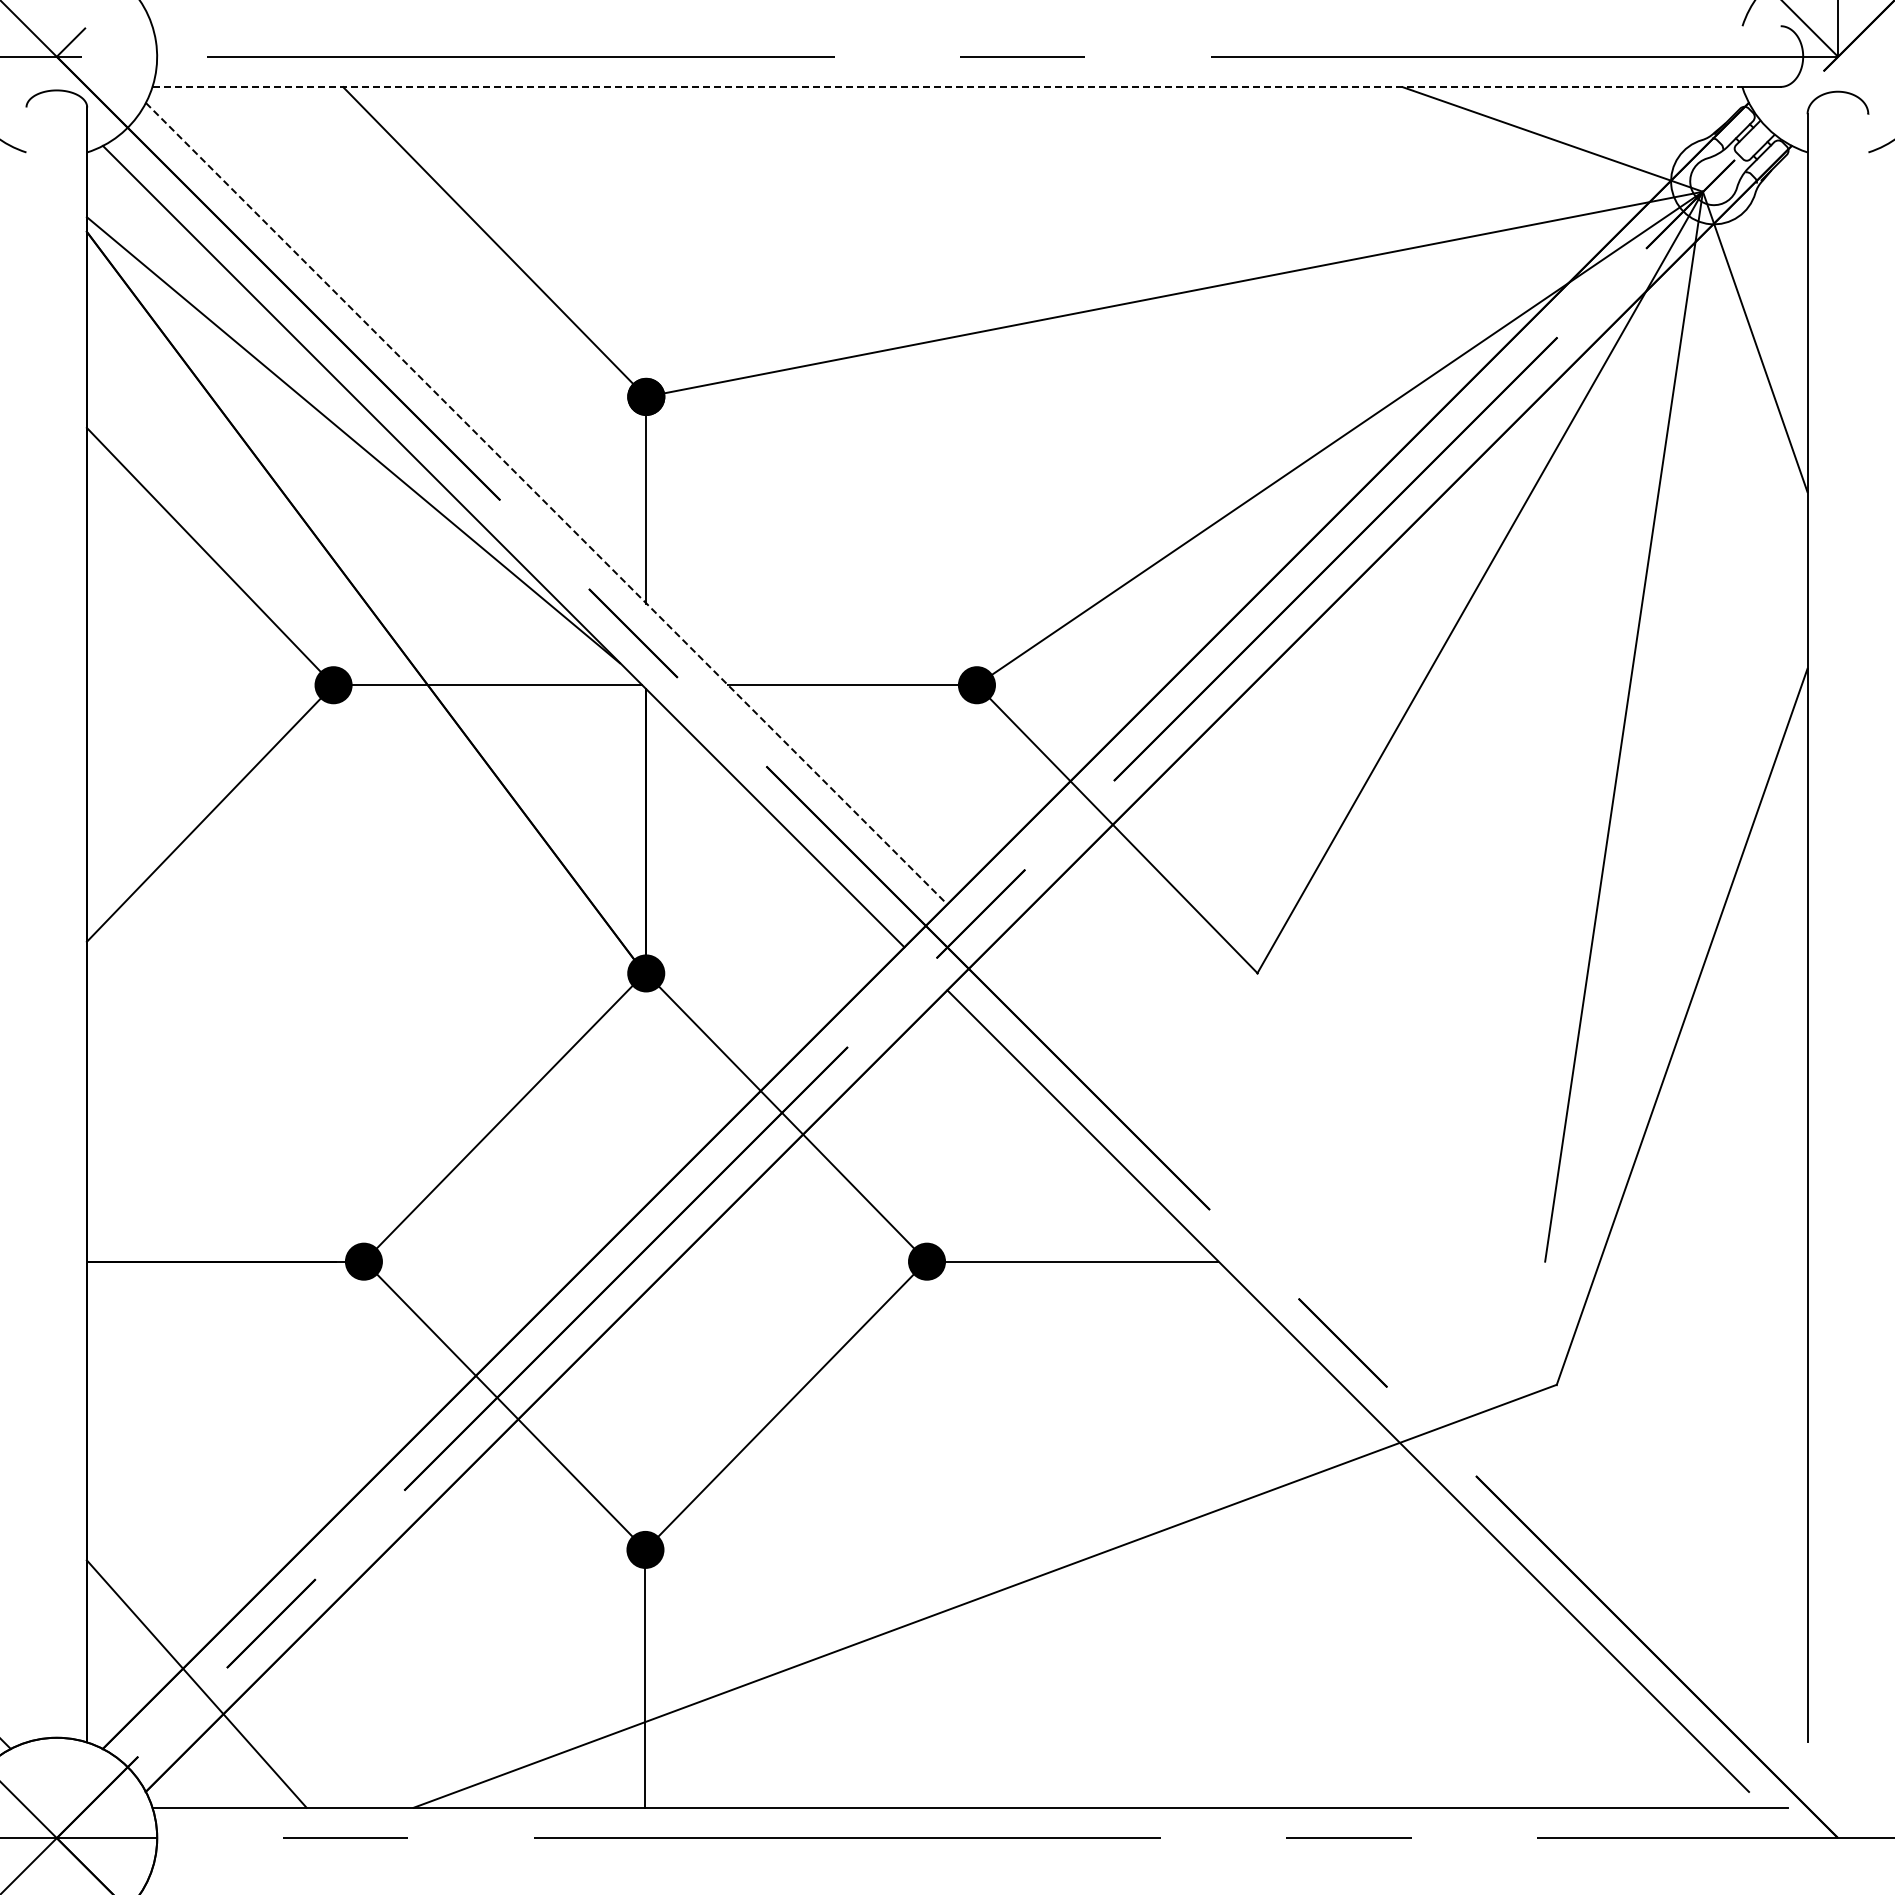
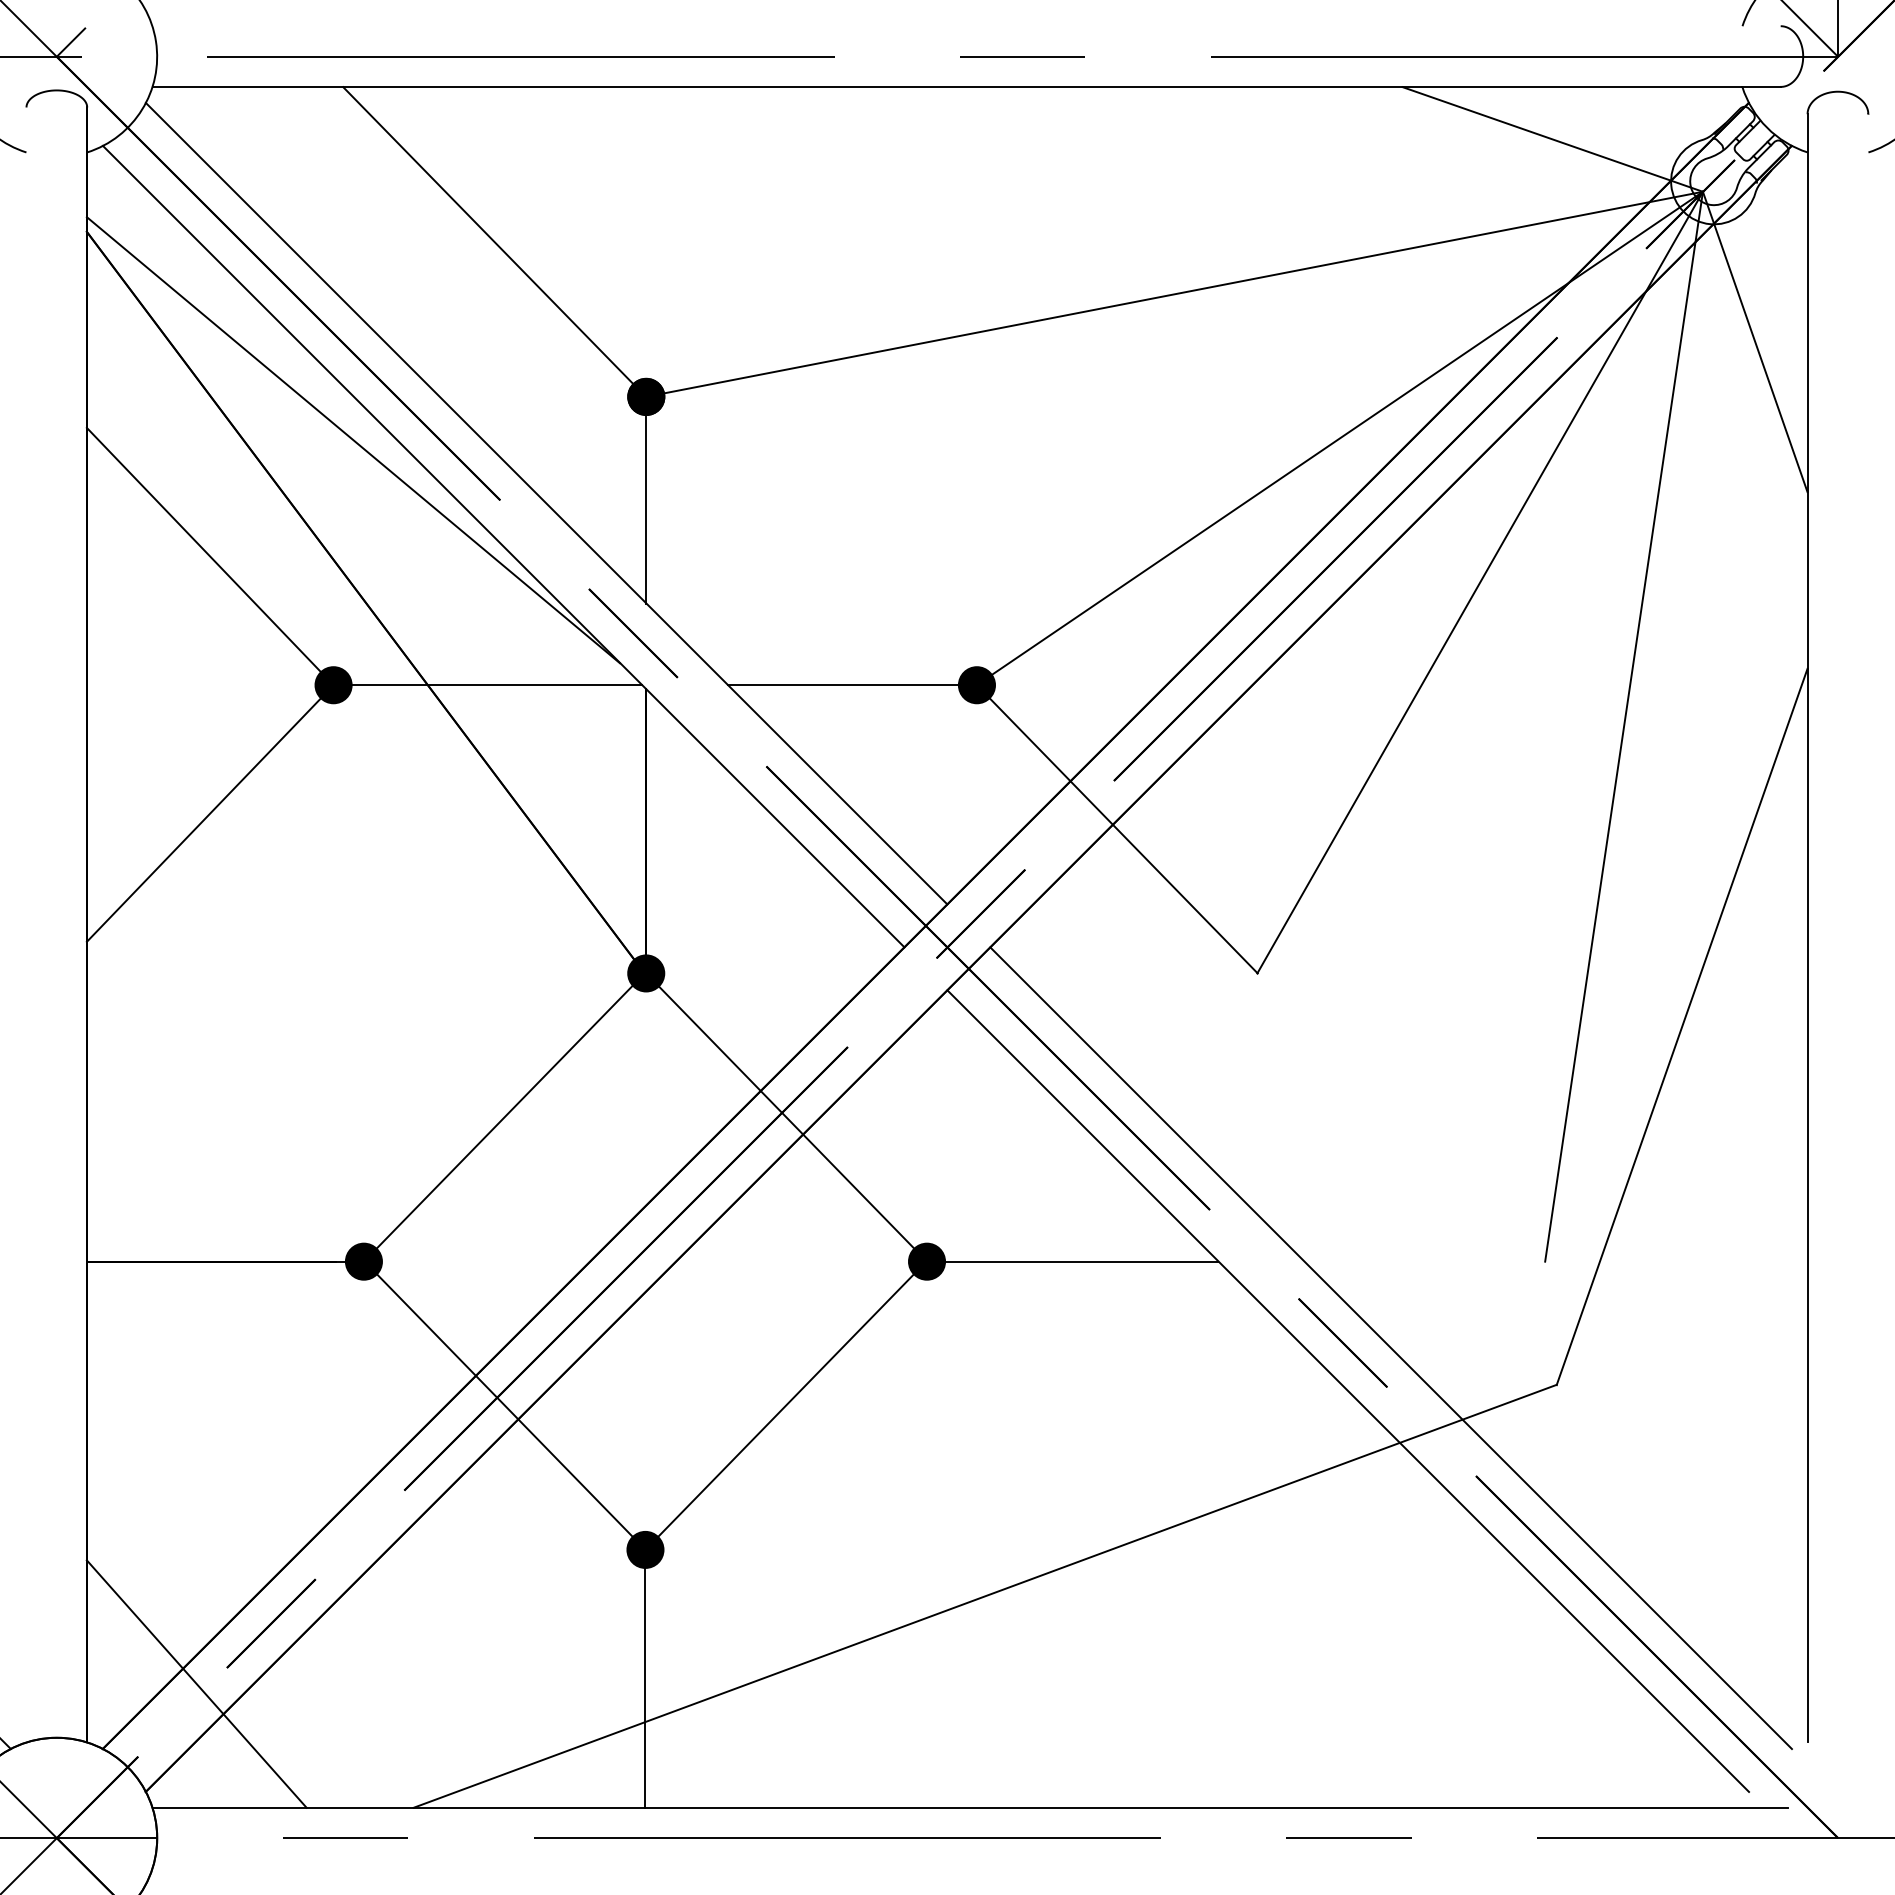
line: dashed -> solid (947, 87)
line: dashed -> solid (546, 503)
line: none -> present (1390, 1348)
